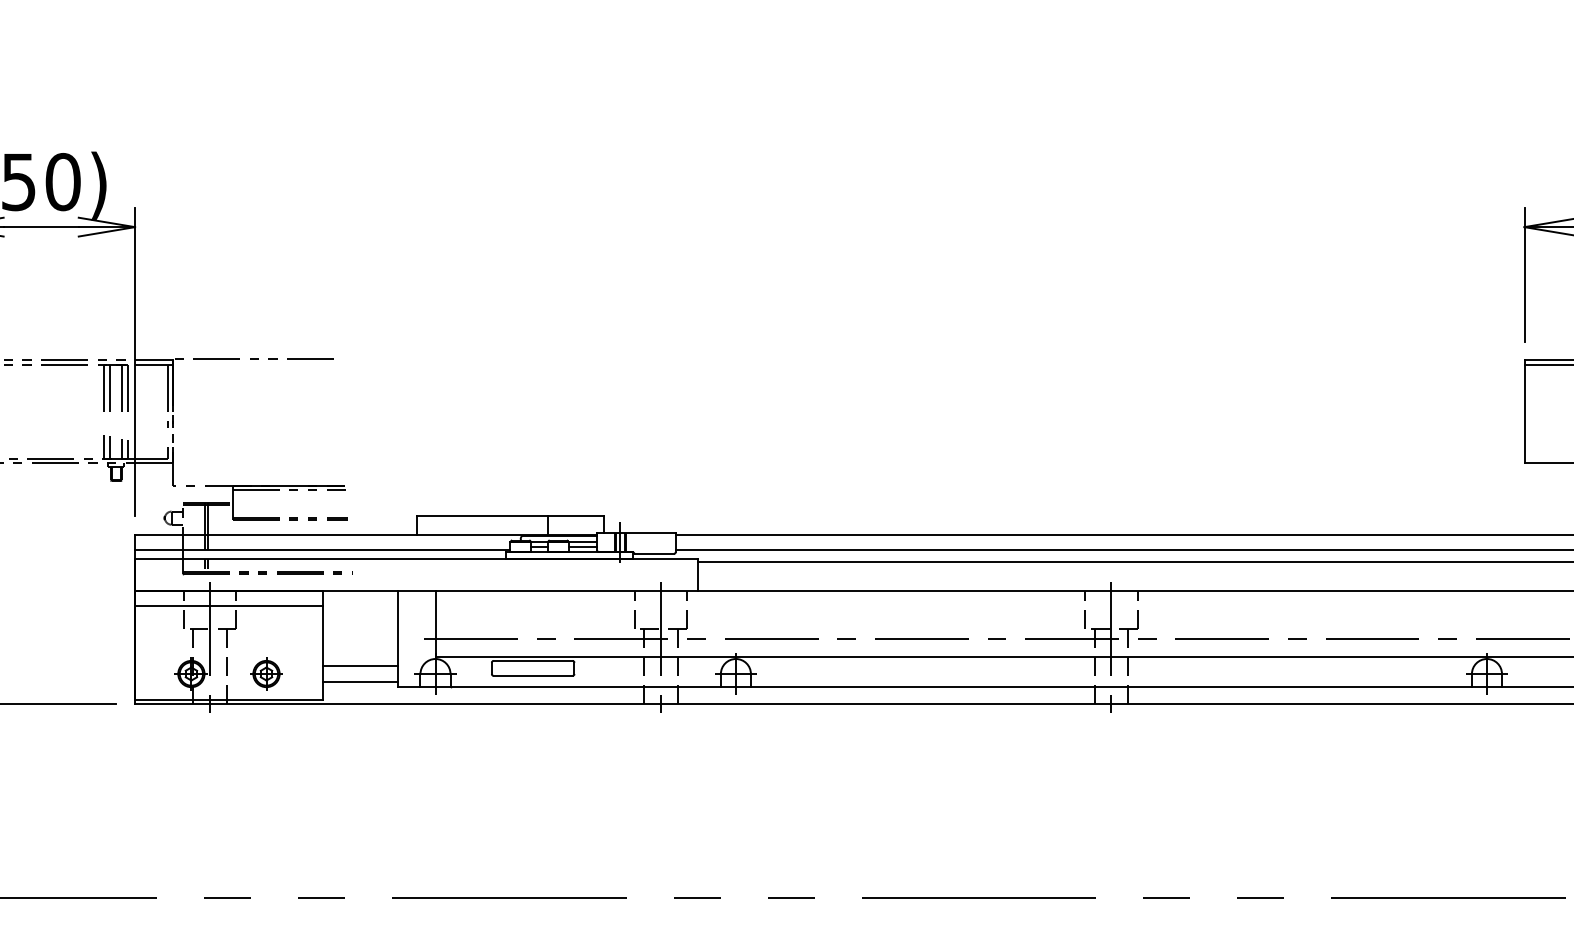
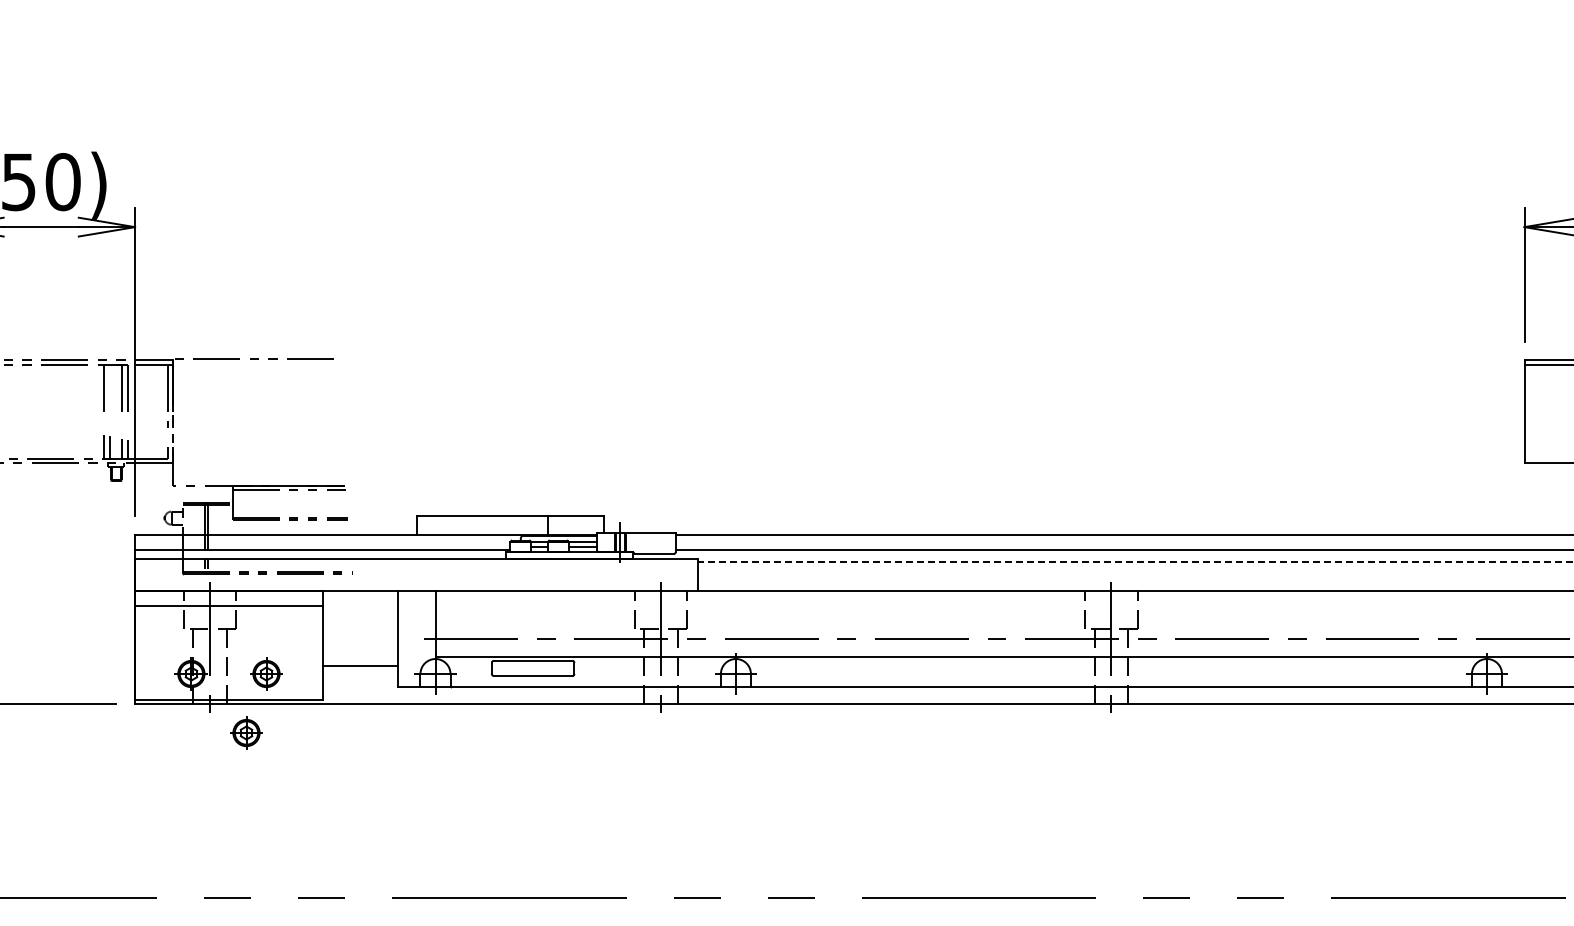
line: present -> none (110, 390)
line: solid -> dashed (1135, 561)
line: present -> none (359, 682)
part: none -> present (246, 732)
